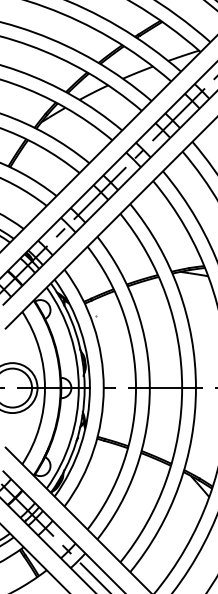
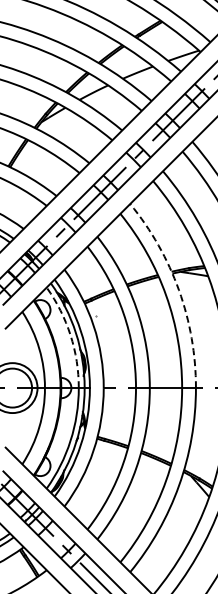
arc: solid -> dashed (179, 290)
arc: solid -> dashed (70, 335)
